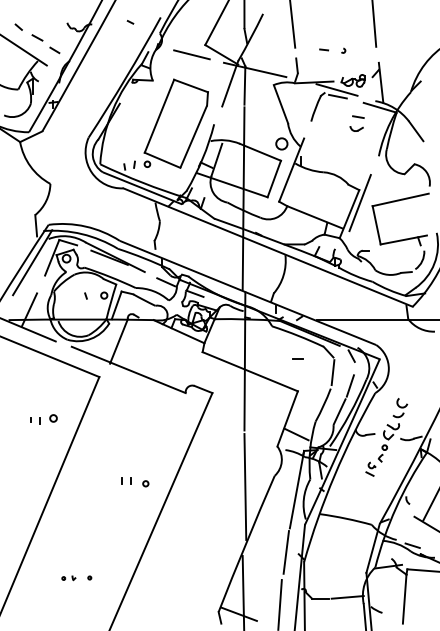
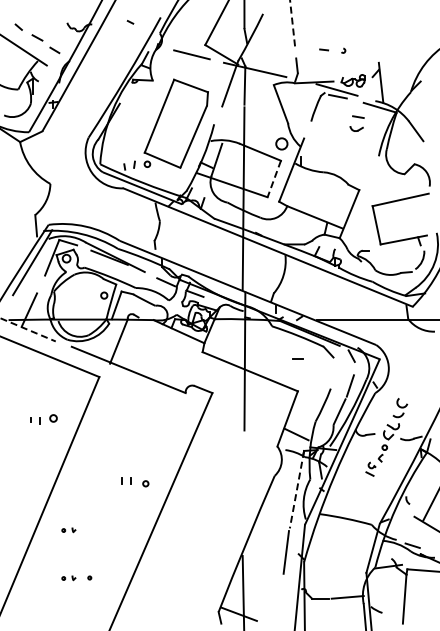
line: solid -> dashed (292, 24)
line: present -> none (374, 24)
line: solid -> dashed (274, 179)
line: present -> none (359, 203)
line: present -> none (85, 295)
line: solid -> dashed (28, 329)
line: present -> none (332, 372)
line: present -> none (245, 486)
line: solid -> dashed (296, 490)
part: none -> present (68, 530)
line: present -> none (279, 603)
